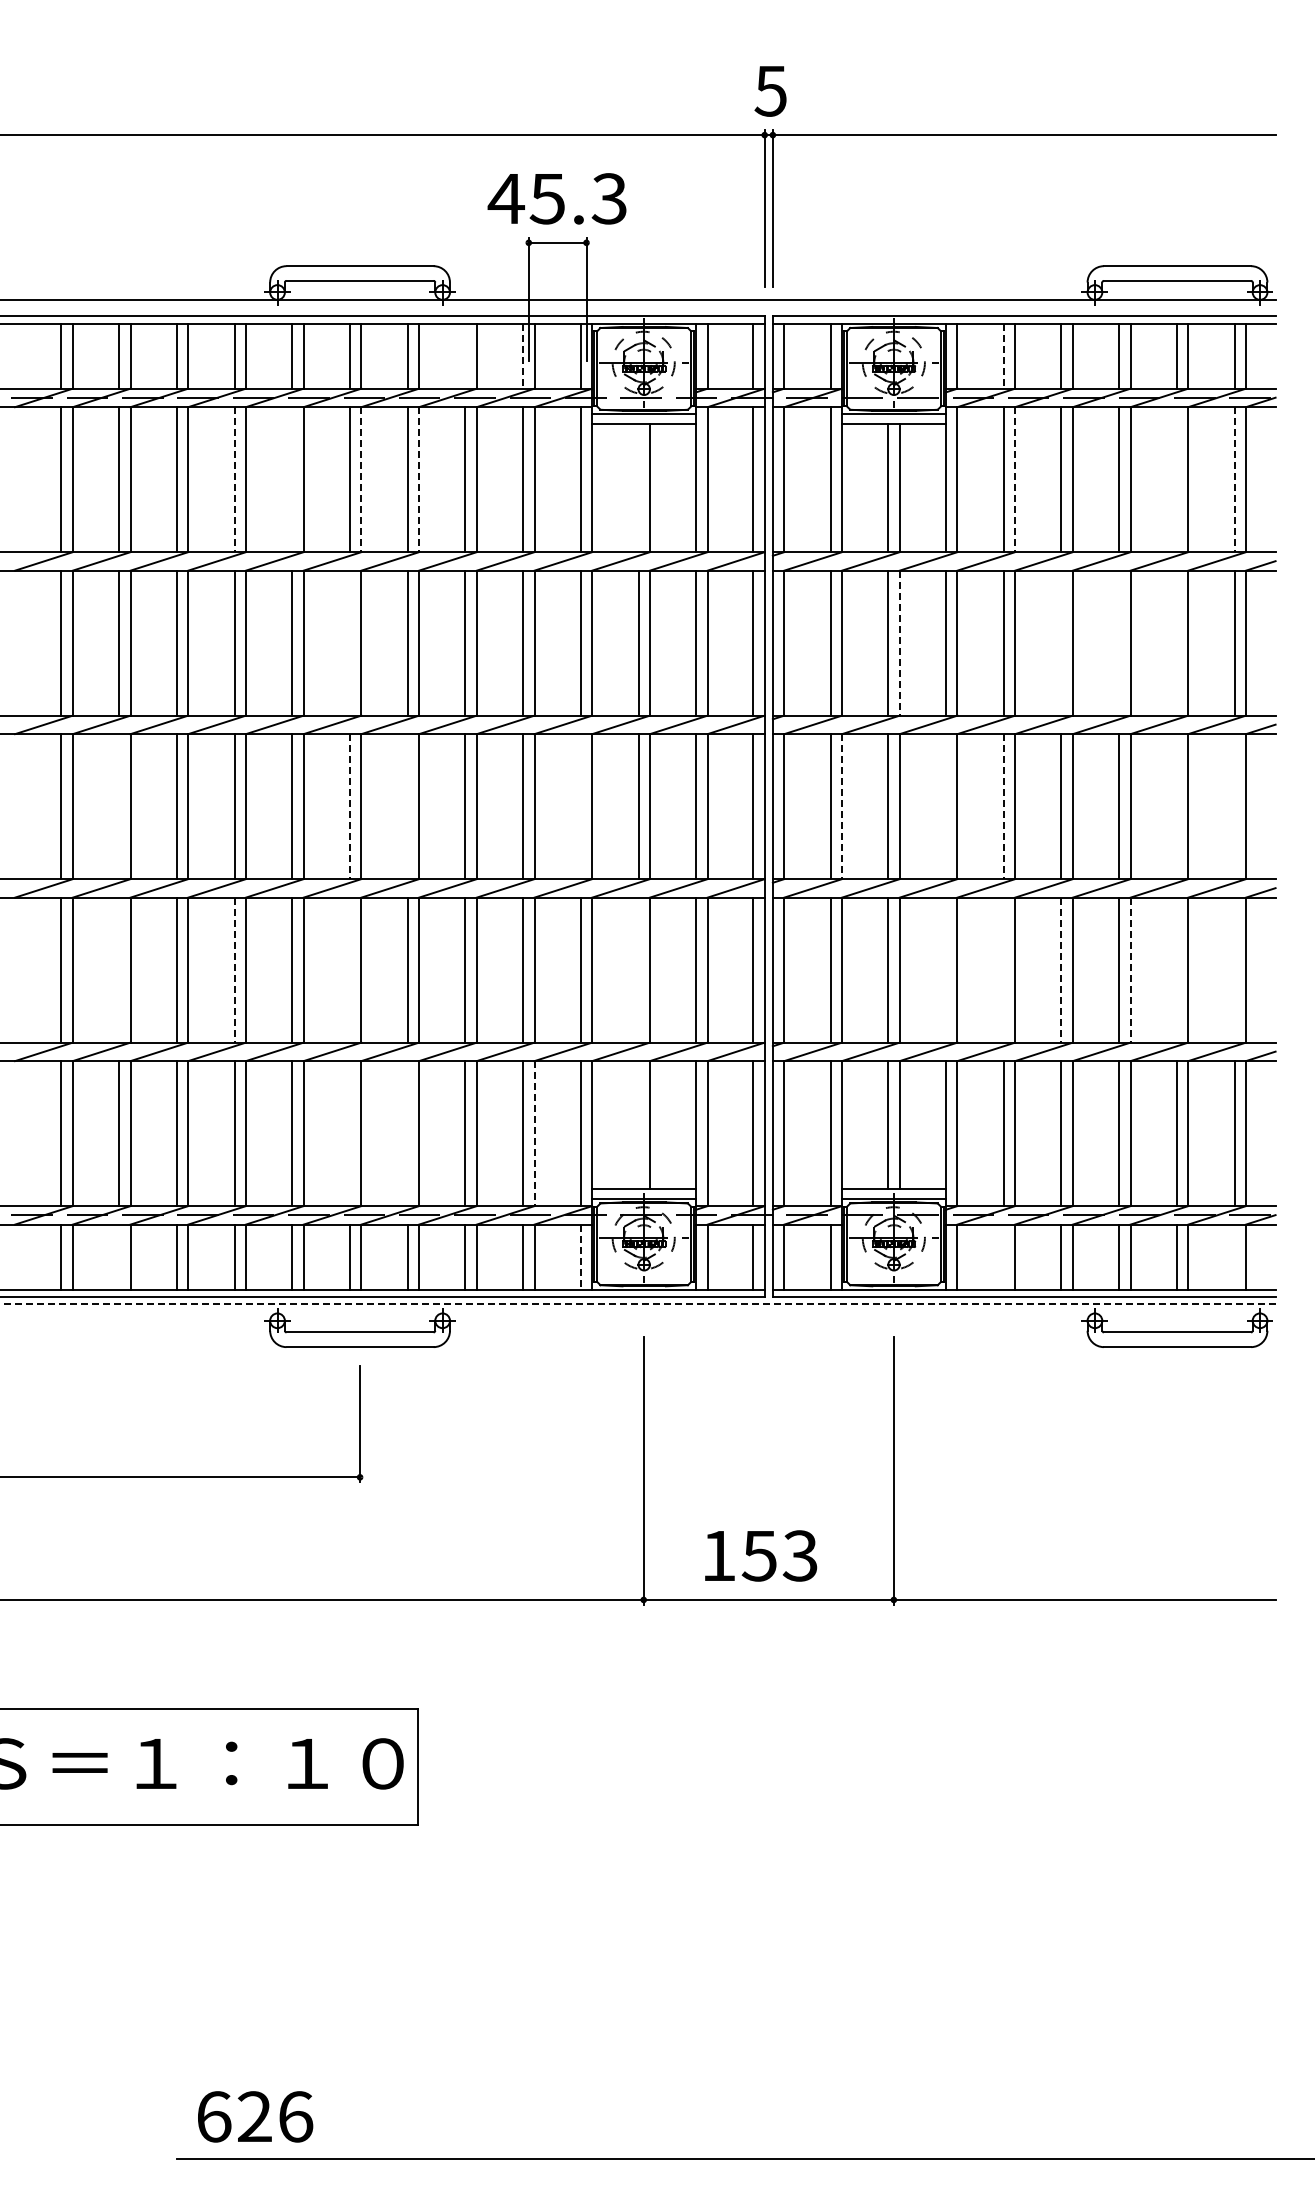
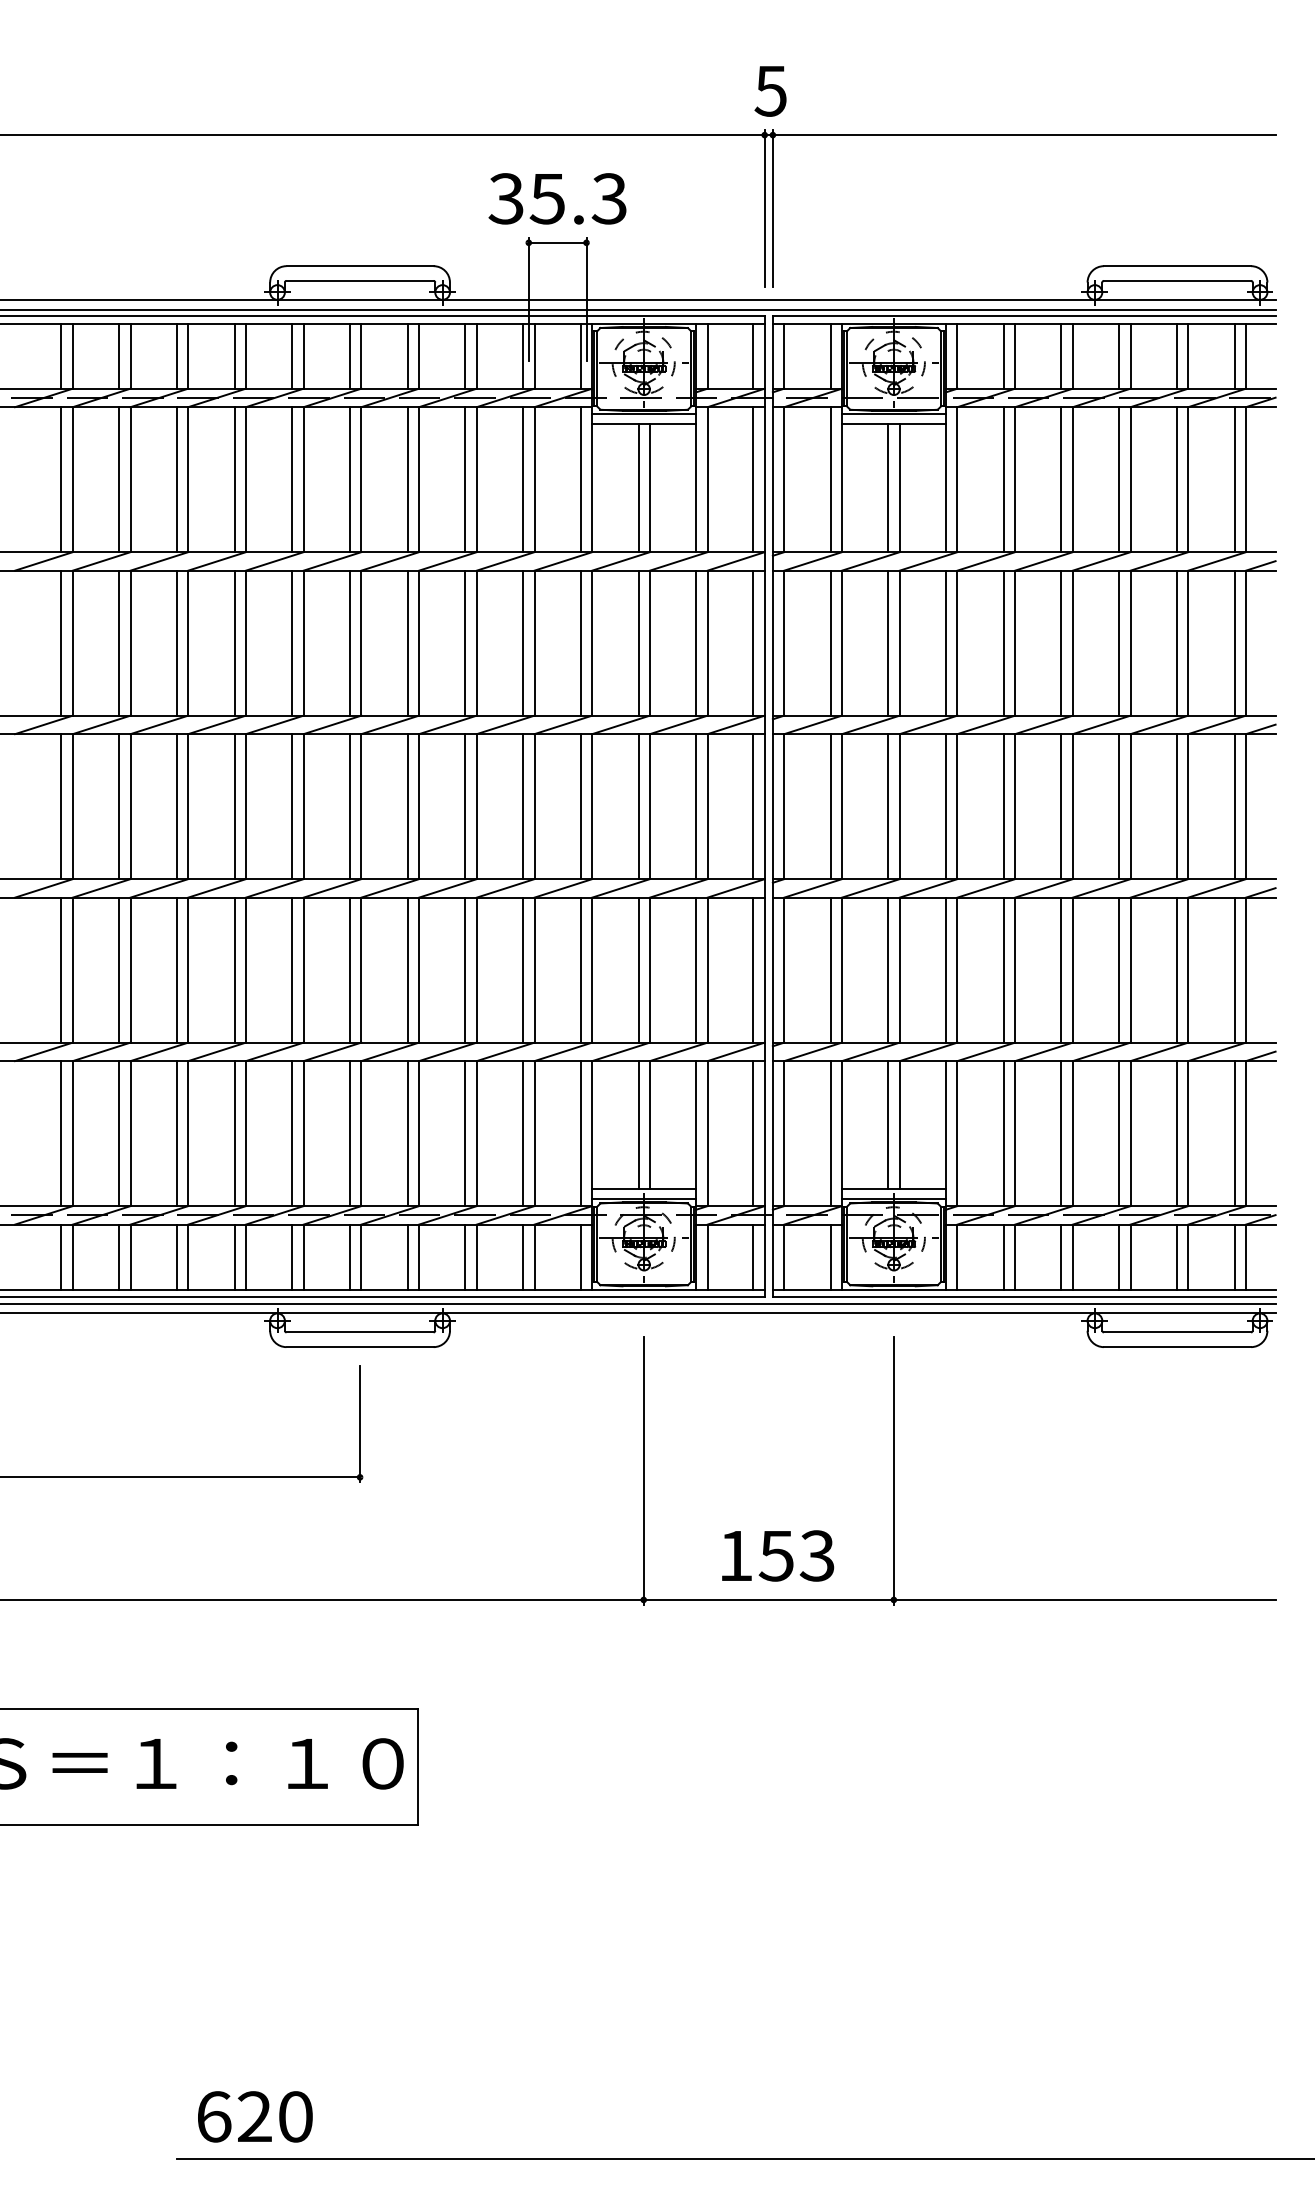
text: 45.3 -> 35.3 (505, 198)
line: none -> present (638, 309)
line: none -> present (465, 355)
line: dashed -> solid (523, 356)
line: dashed -> solid (1003, 356)
line: none -> present (292, 479)
line: none -> present (1176, 479)
line: dashed -> solid (234, 480)
line: dashed -> solid (361, 480)
line: dashed -> solid (419, 480)
line: dashed -> solid (1015, 480)
line: dashed -> solid (1234, 480)
line: none -> present (638, 488)
line: none -> present (349, 642)
line: none -> present (1061, 642)
line: none -> present (1119, 642)
line: none -> present (1176, 642)
line: dashed -> solid (899, 643)
line: none -> present (119, 806)
line: none -> present (407, 806)
line: none -> present (580, 806)
line: none -> present (946, 806)
line: none -> present (1176, 806)
line: none -> present (1234, 806)
line: dashed -> solid (349, 807)
line: dashed -> solid (842, 807)
line: dashed -> solid (1003, 807)
line: none -> present (119, 969)
line: none -> present (349, 969)
line: none -> present (638, 969)
line: none -> present (946, 969)
line: none -> present (1003, 969)
line: none -> present (1176, 969)
line: none -> present (1234, 969)
line: dashed -> solid (234, 970)
line: dashed -> solid (1061, 970)
line: dashed -> solid (1130, 970)
line: none -> present (638, 1125)
line: none -> present (349, 1133)
line: none -> present (407, 1133)
line: dashed -> solid (534, 1134)
line: none -> present (119, 1256)
line: none -> present (1003, 1256)
line: none -> present (1234, 1256)
line: dashed -> solid (580, 1257)
line: dashed -> solid (637, 1303)
line: none -> present (638, 1313)
text position: (761, 1555) -> (778, 1555) (778, 1555)
text: 626 -> 620 (296, 2116)
